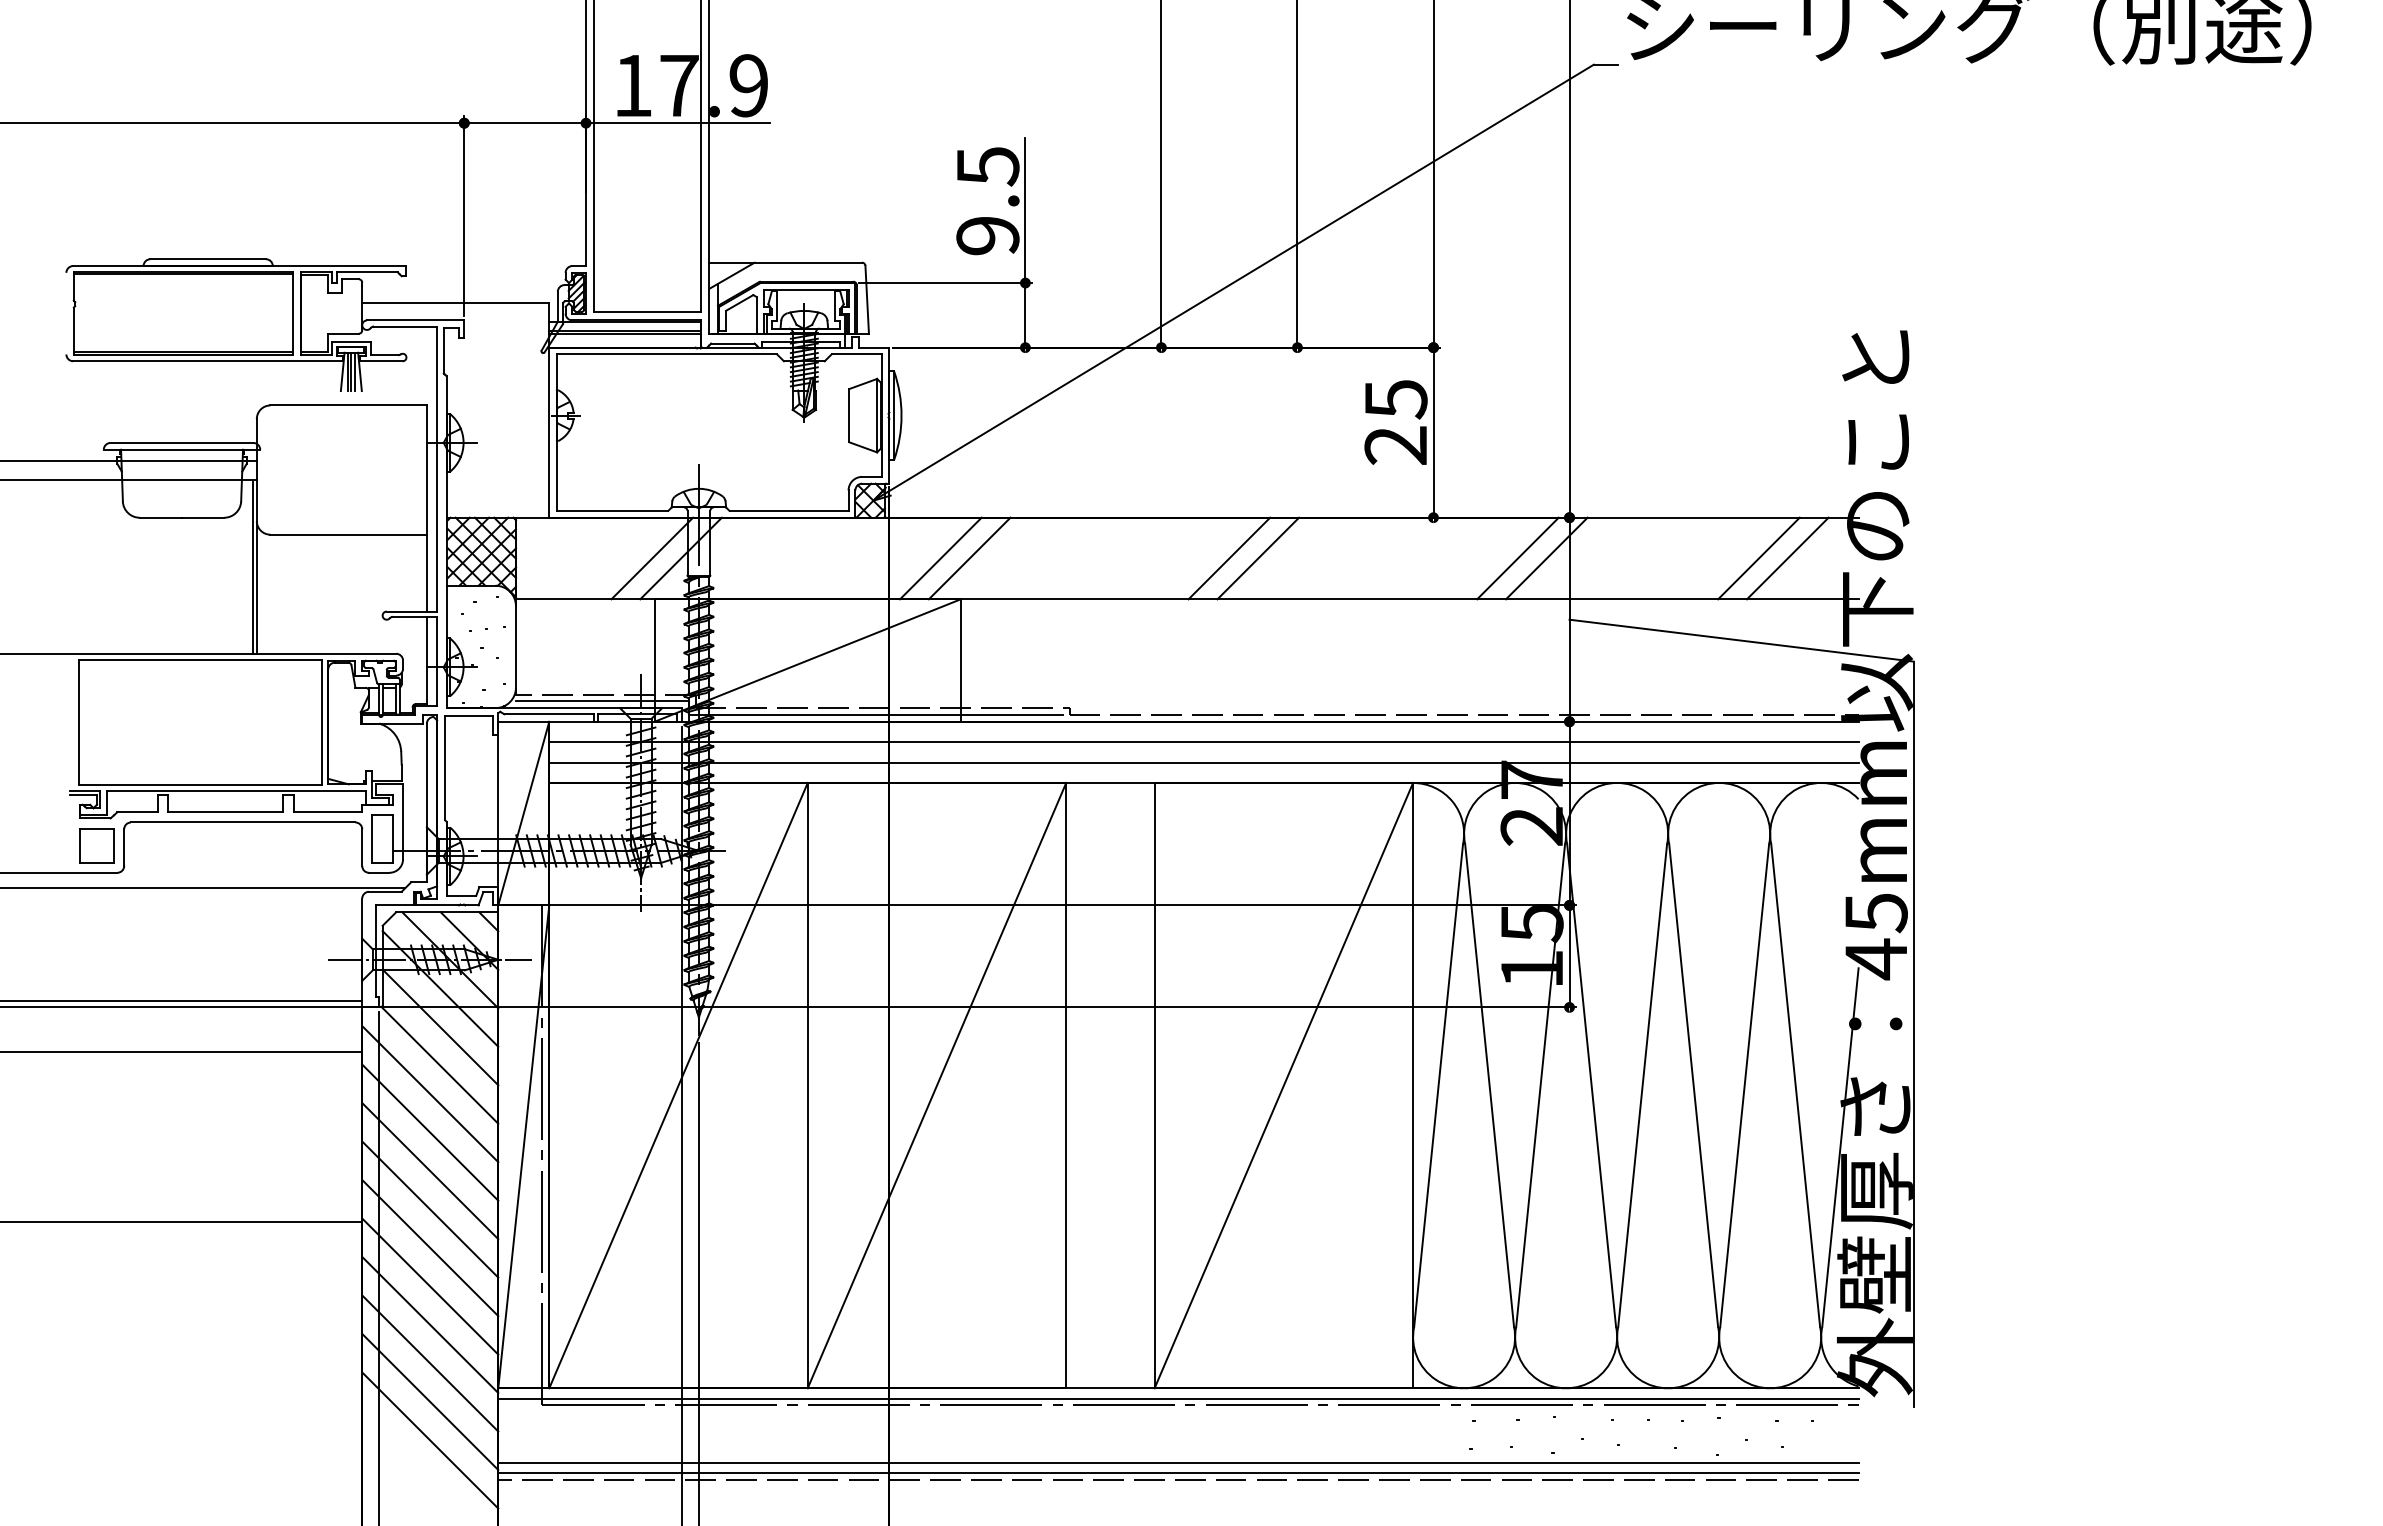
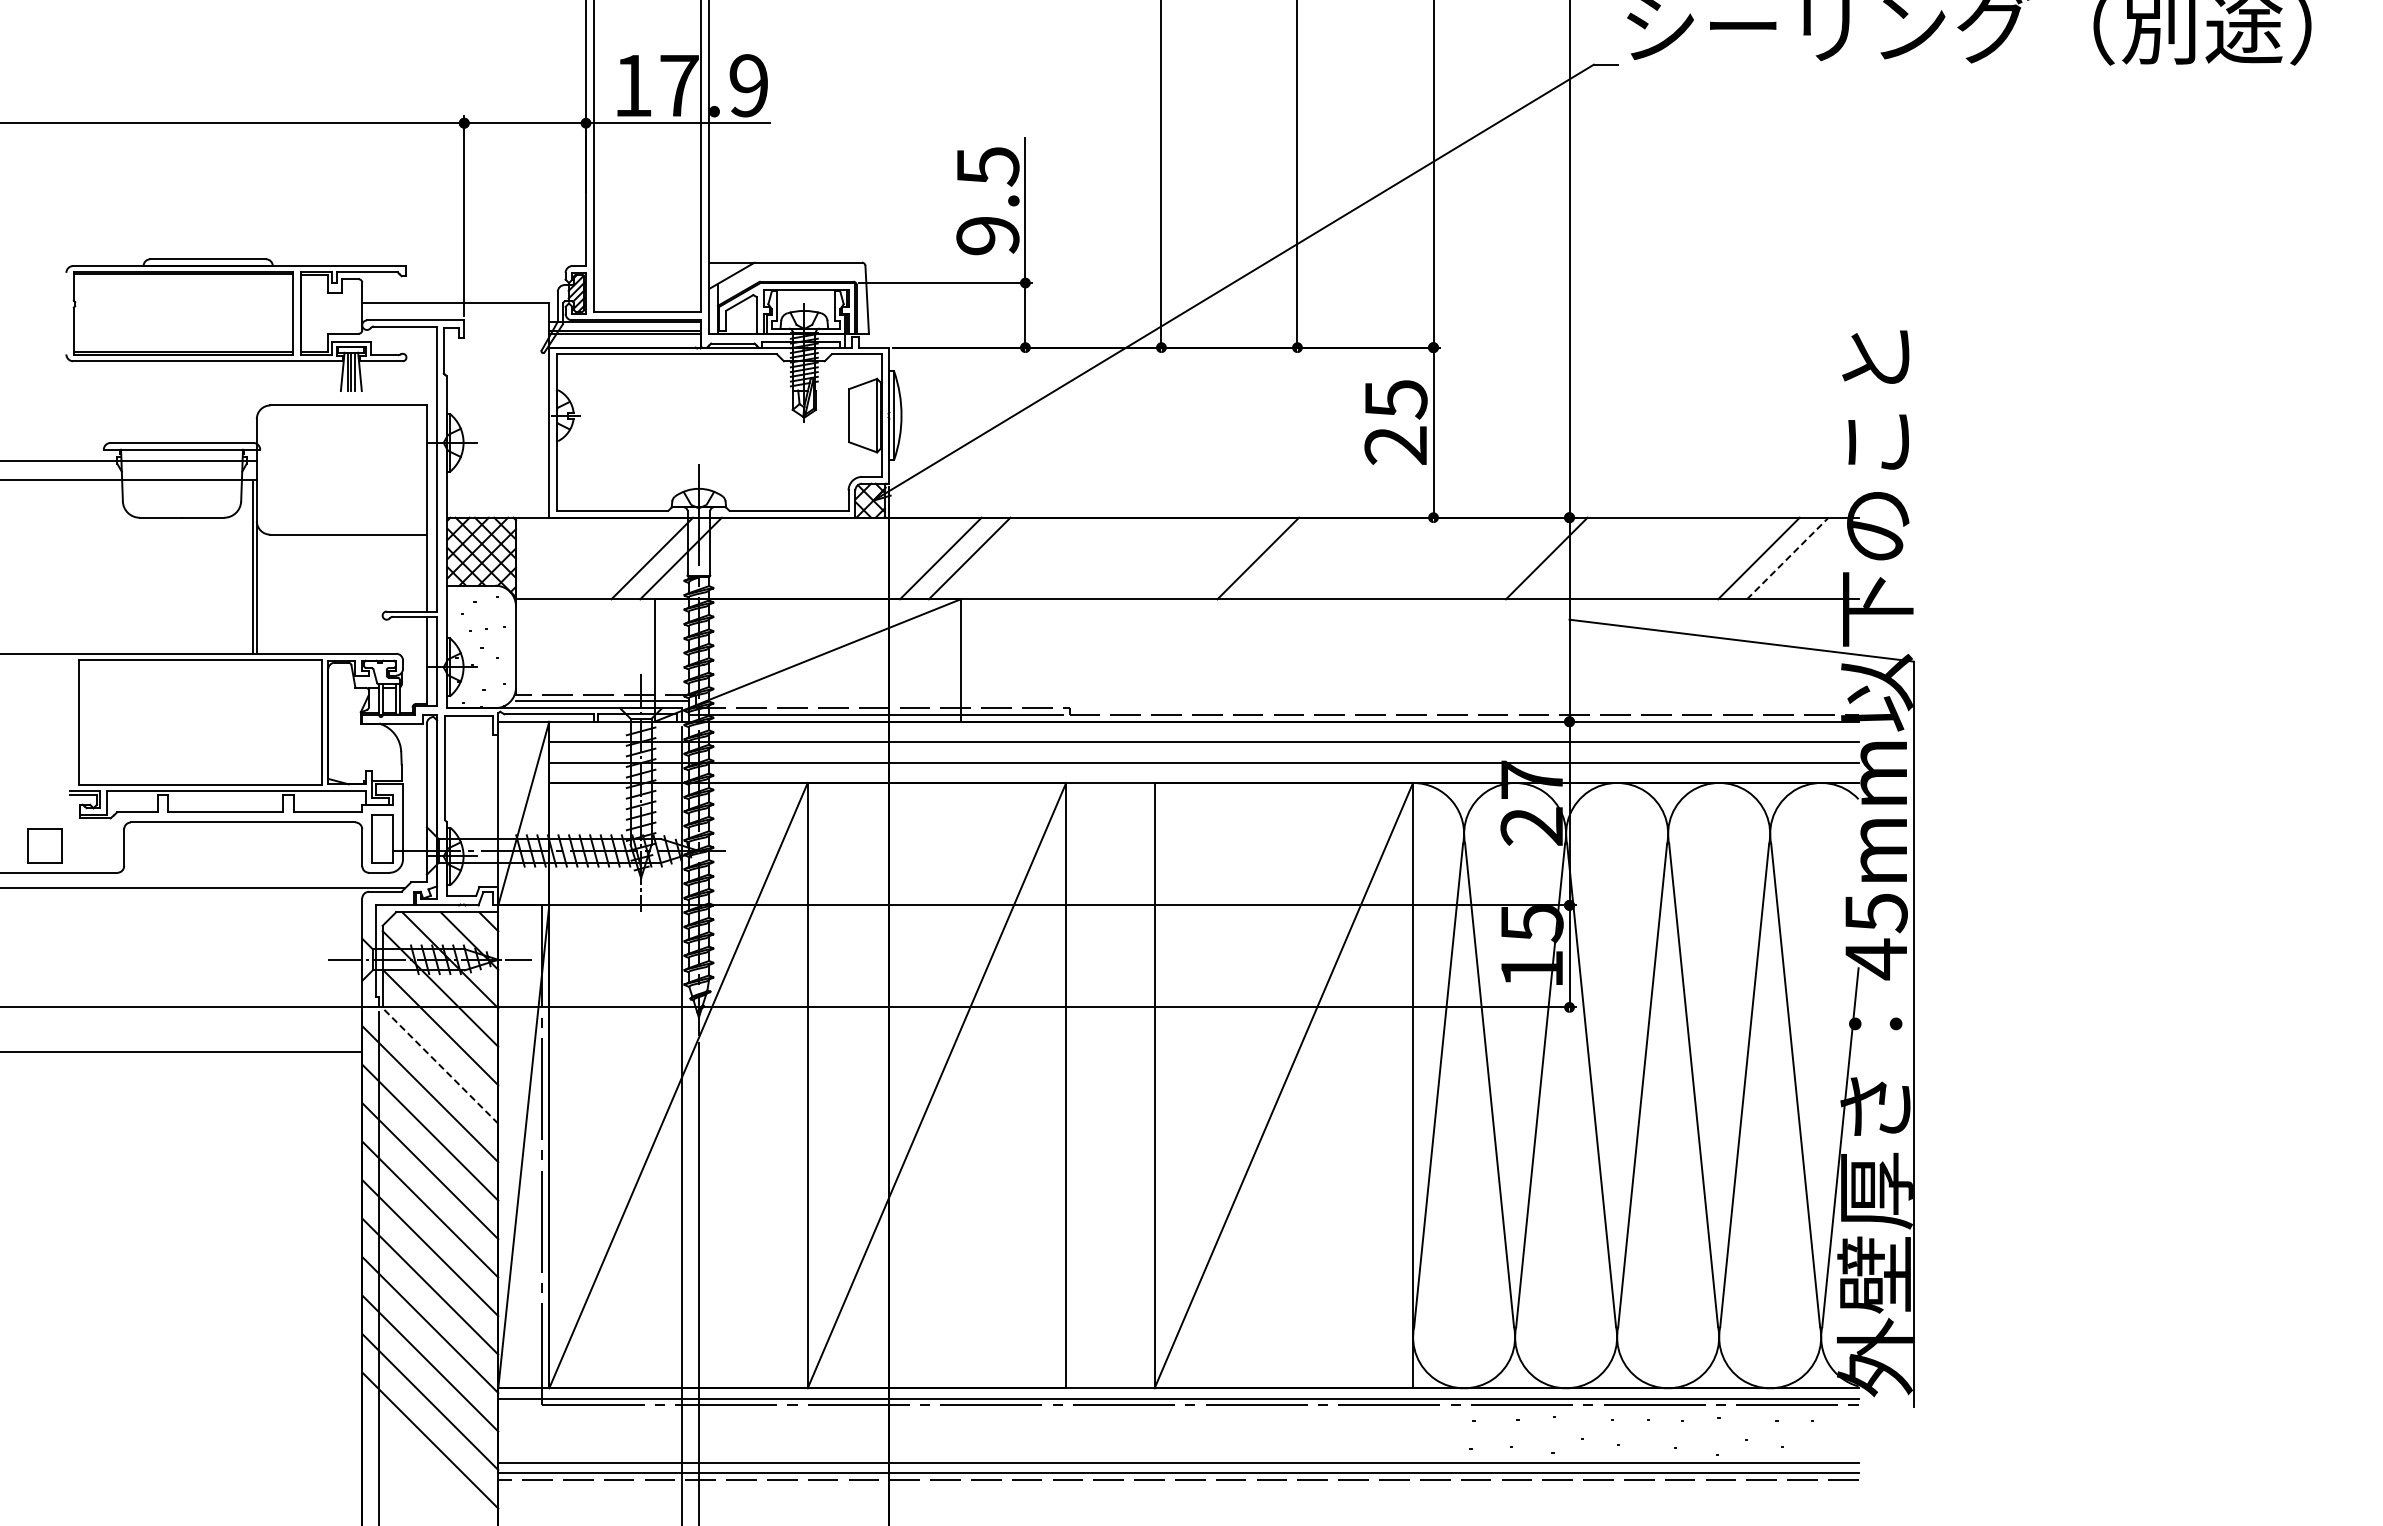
line: present -> none (1229, 558)
line: present -> none (1517, 558)
line: solid -> dashed (1787, 558)
part position: (96, 845) -> (44, 845) (44, 845)
line: present -> none (182, 1000)
line: solid -> dashed (439, 1065)
line: present -> none (182, 1222)
